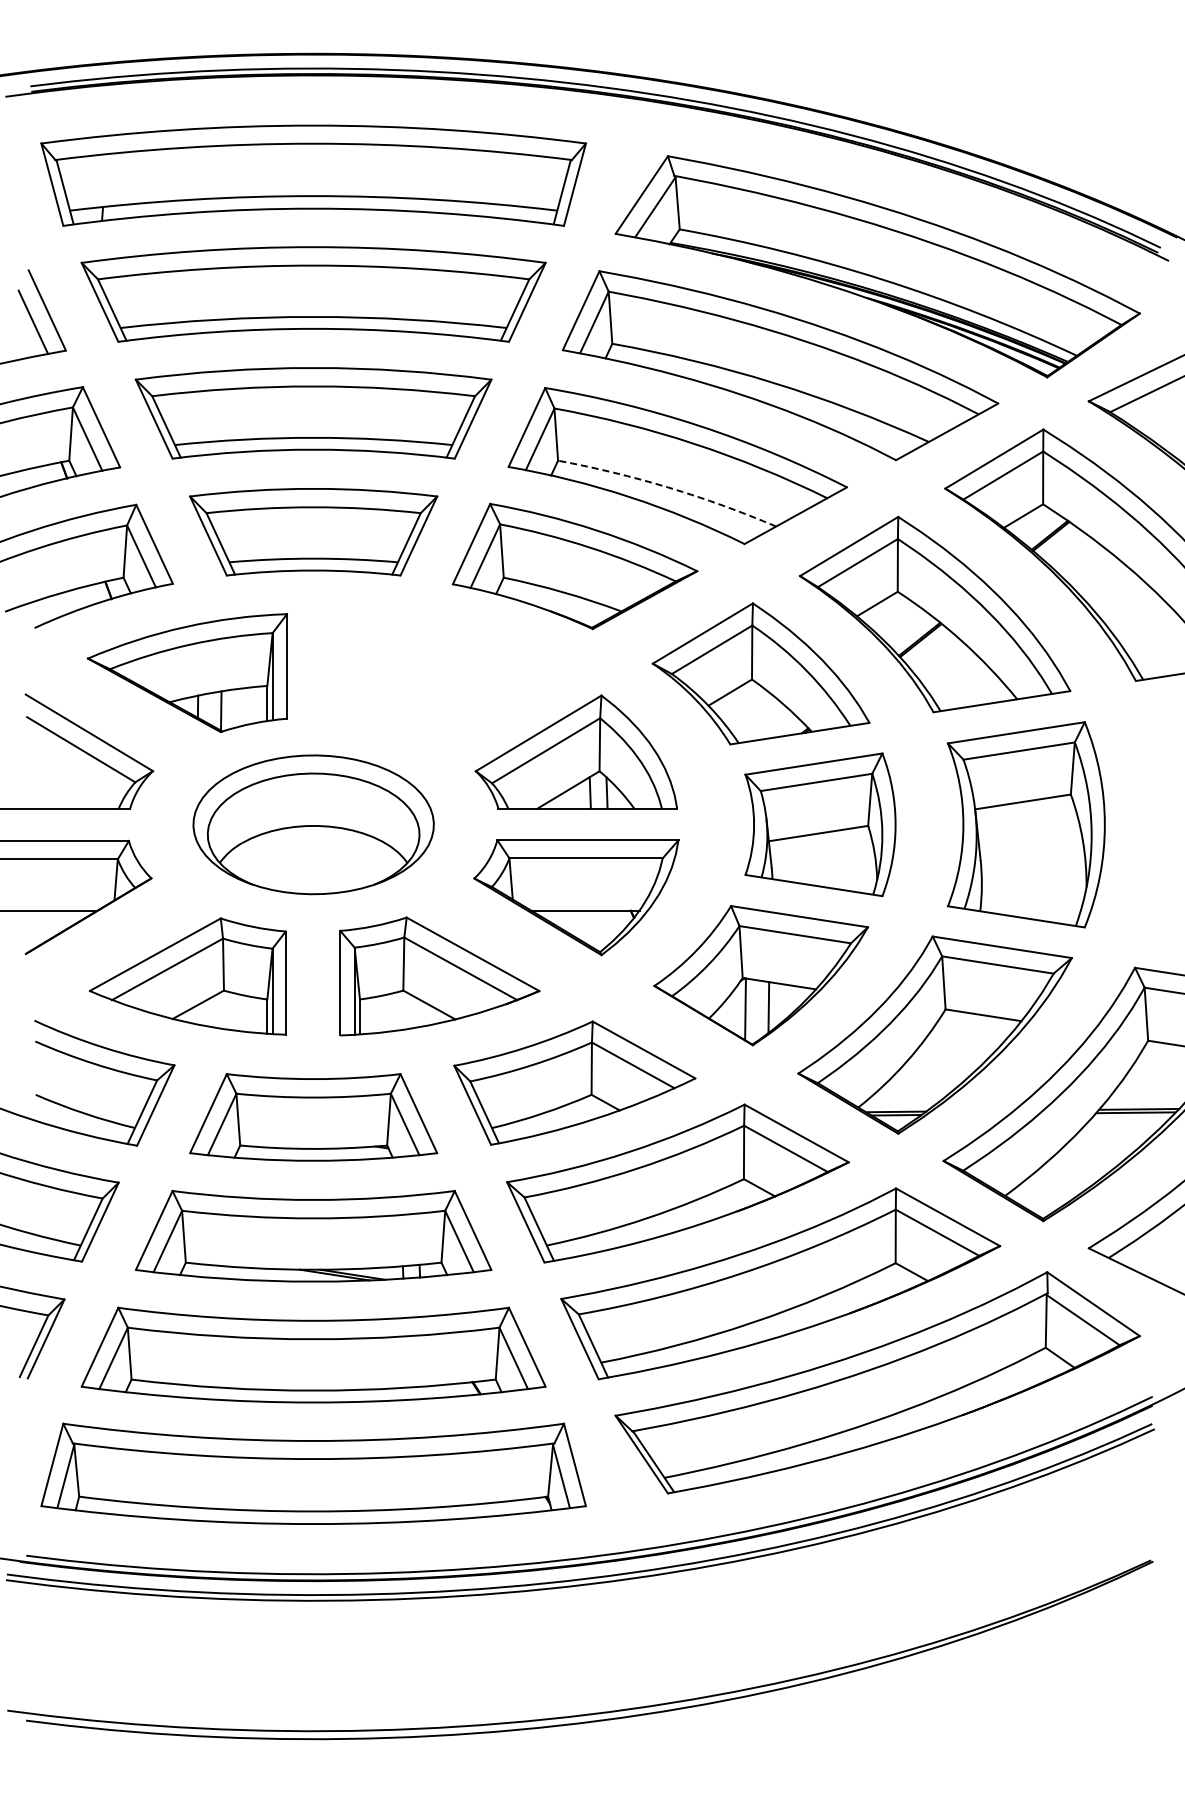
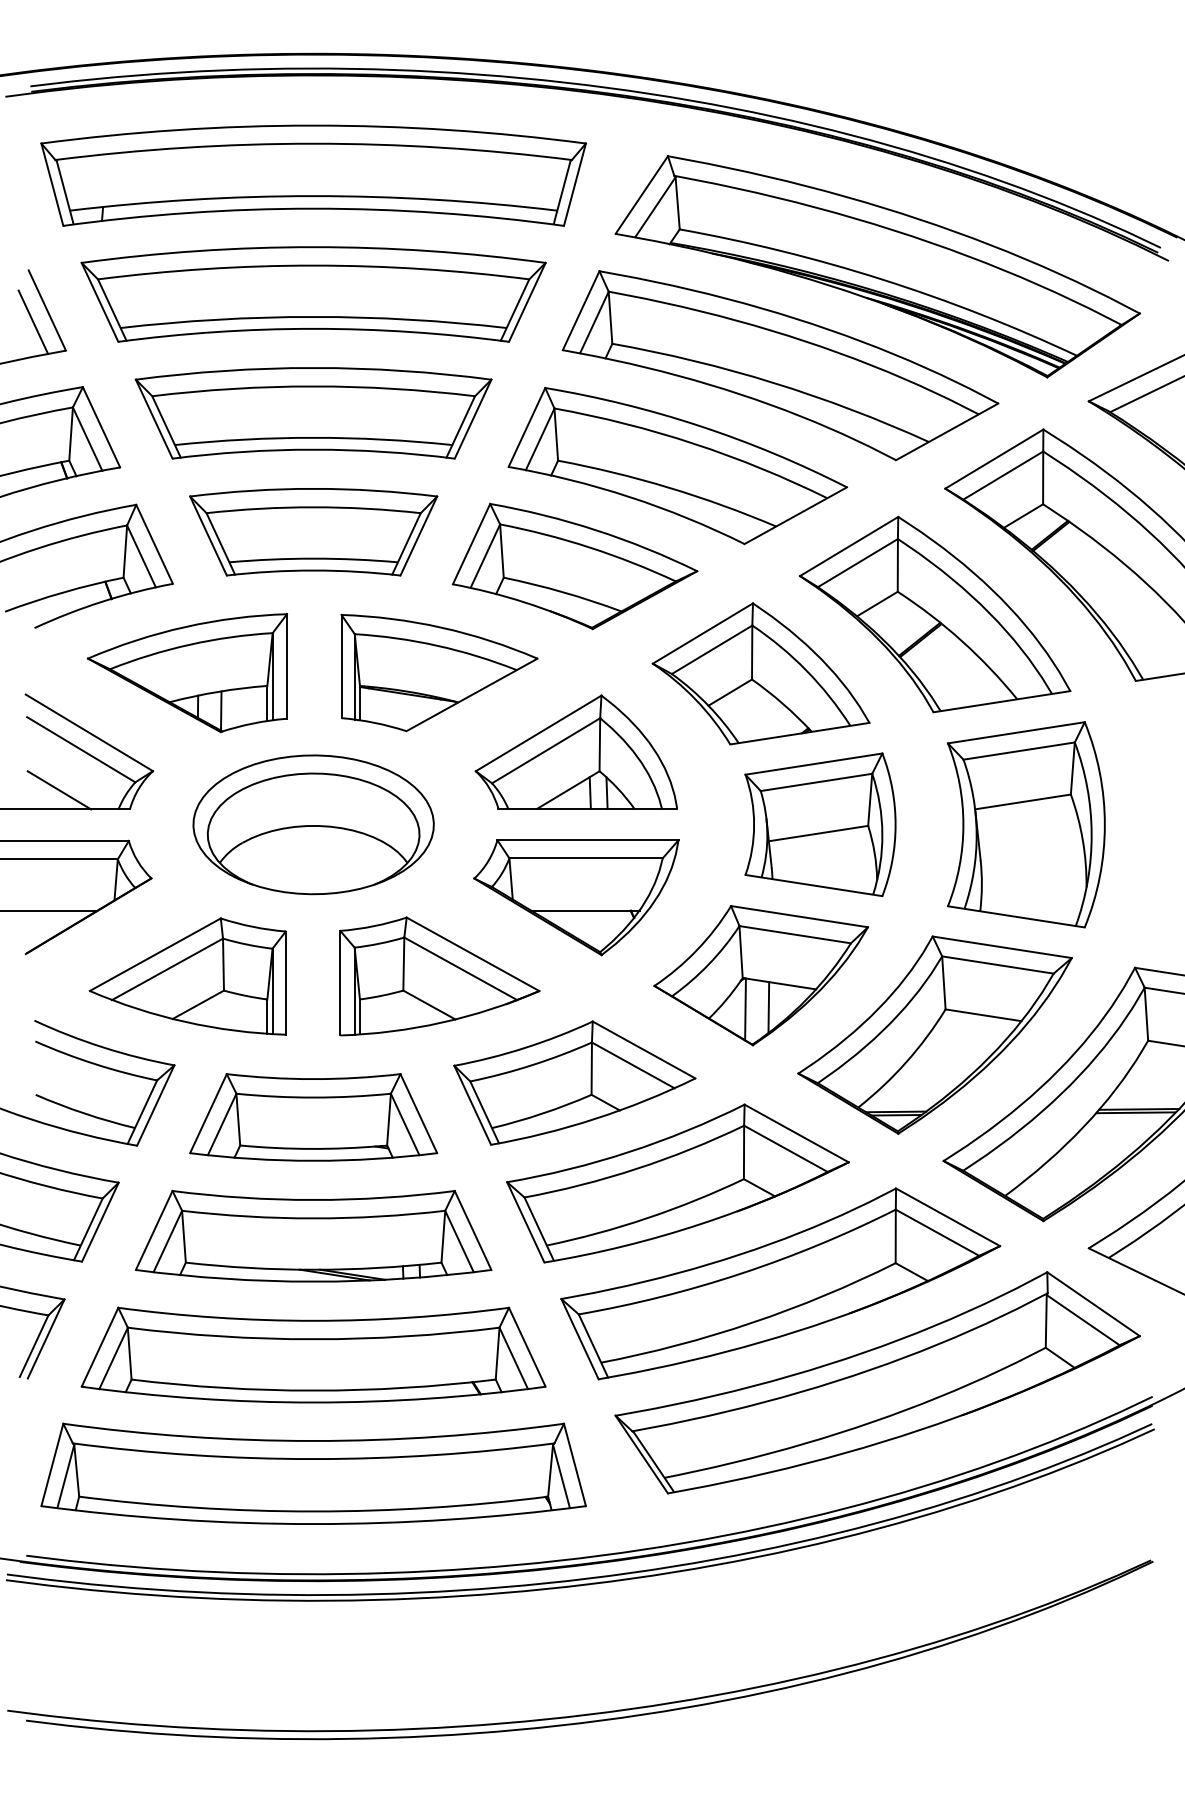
arc: dashed -> solid (668, 487)
part: none -> present (439, 672)
line: none -> present (59, 790)
